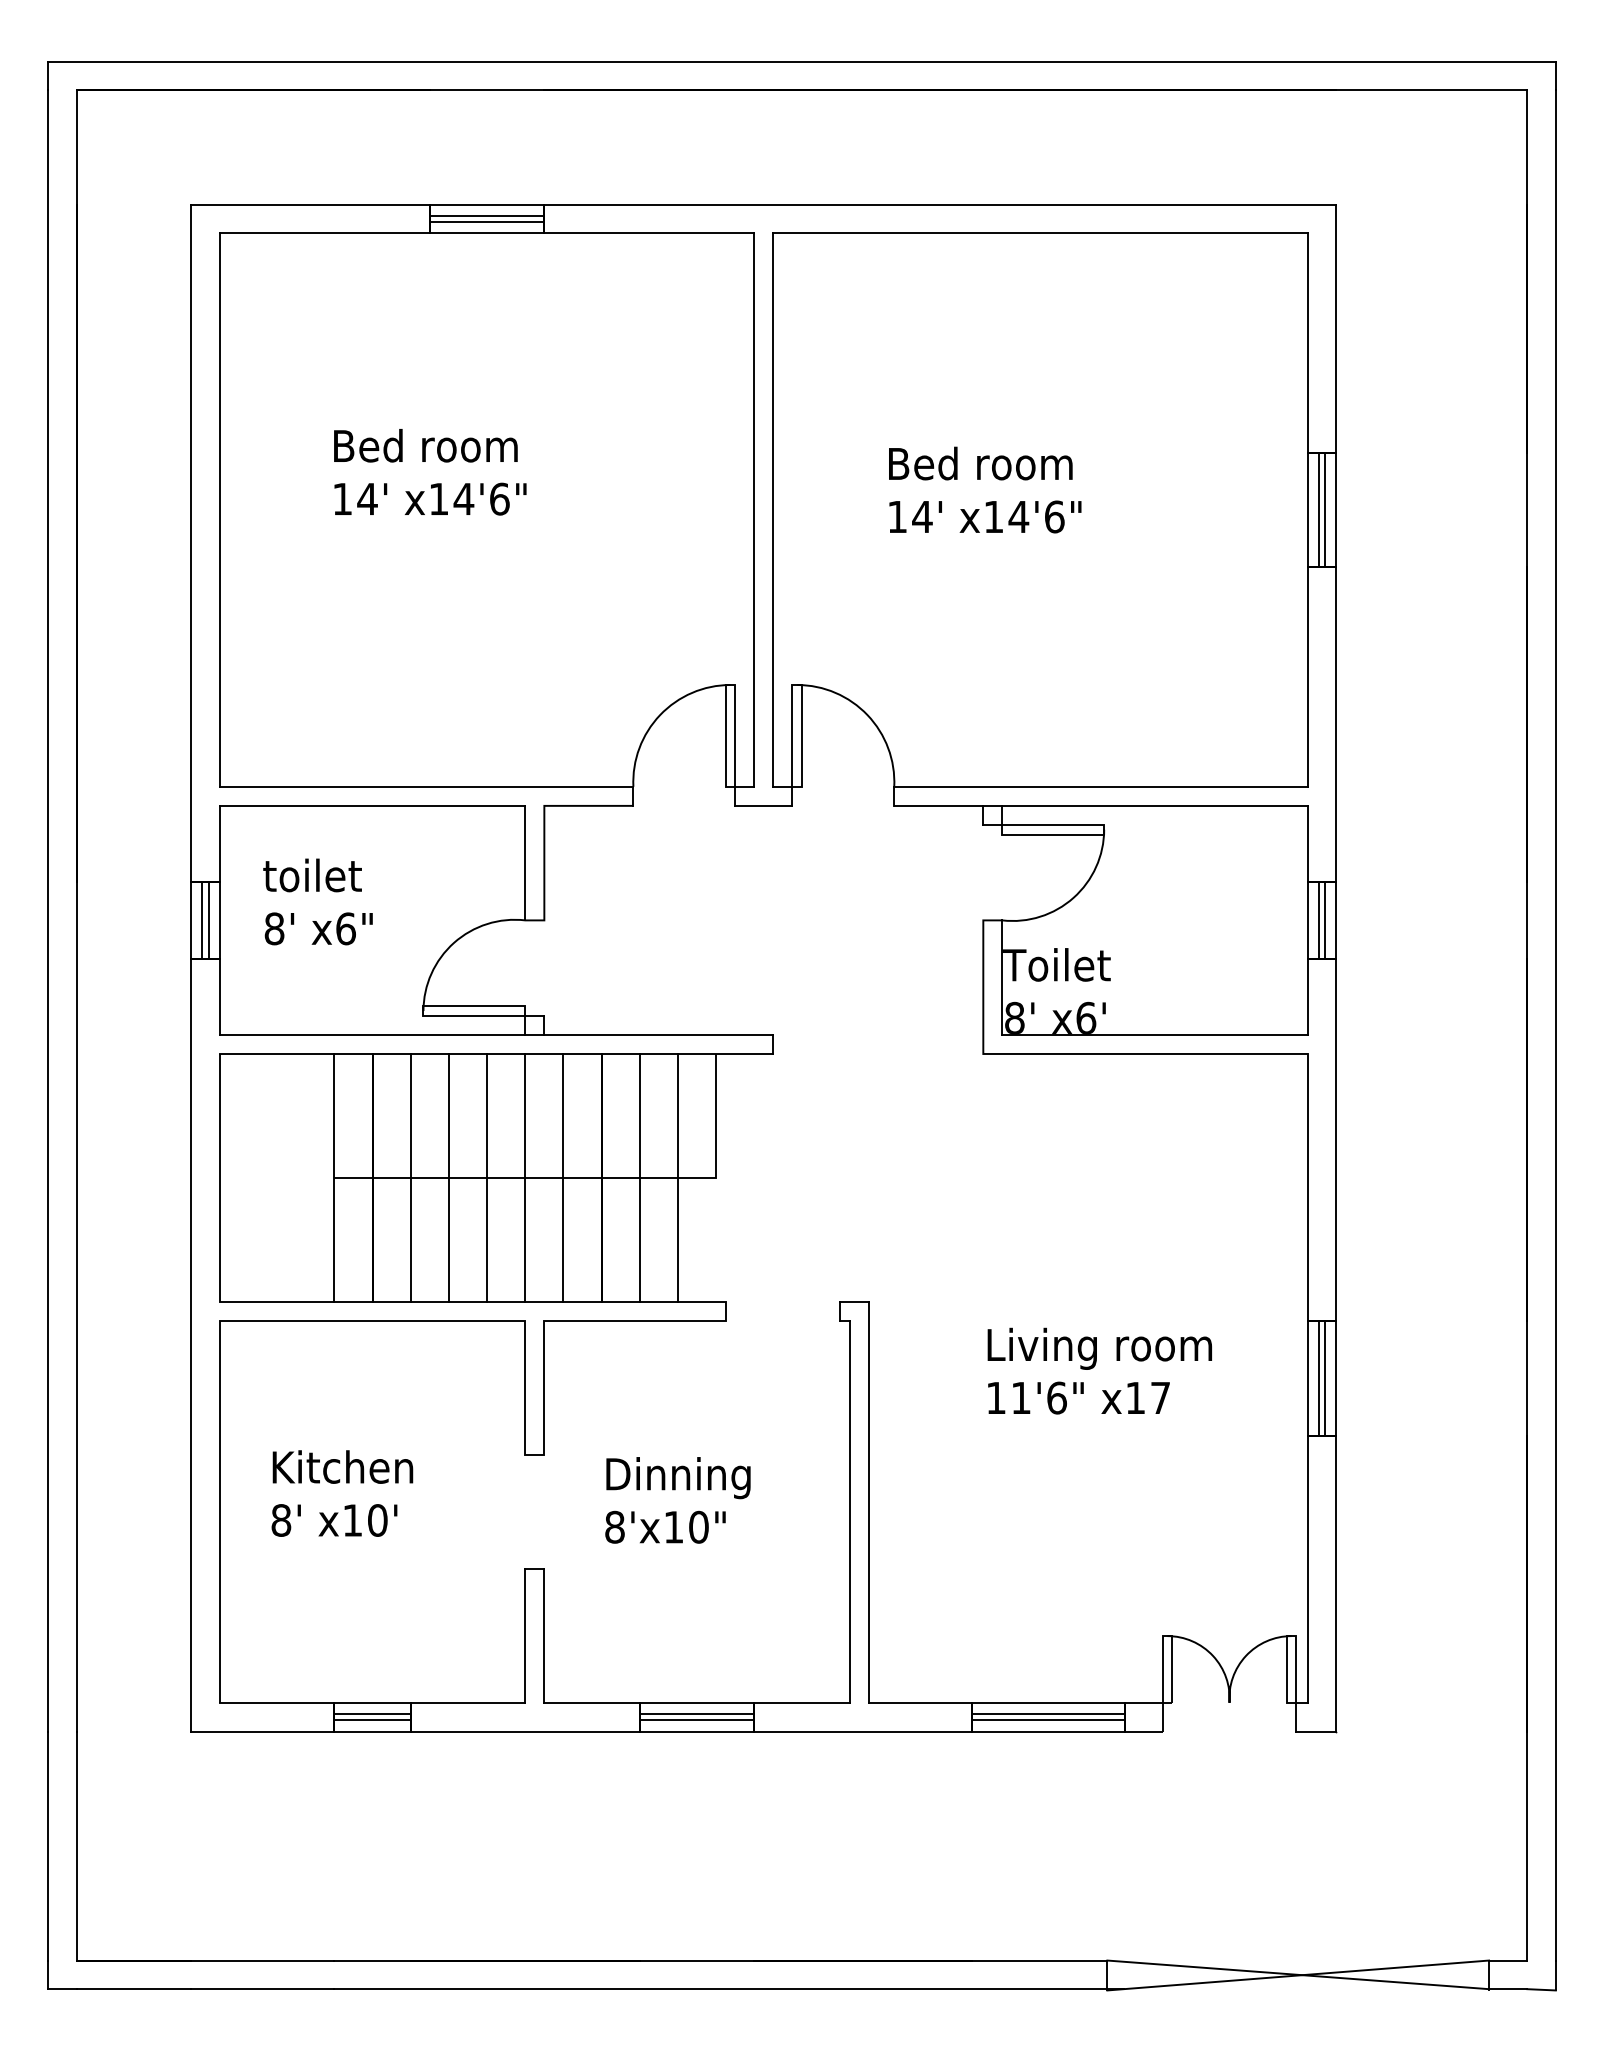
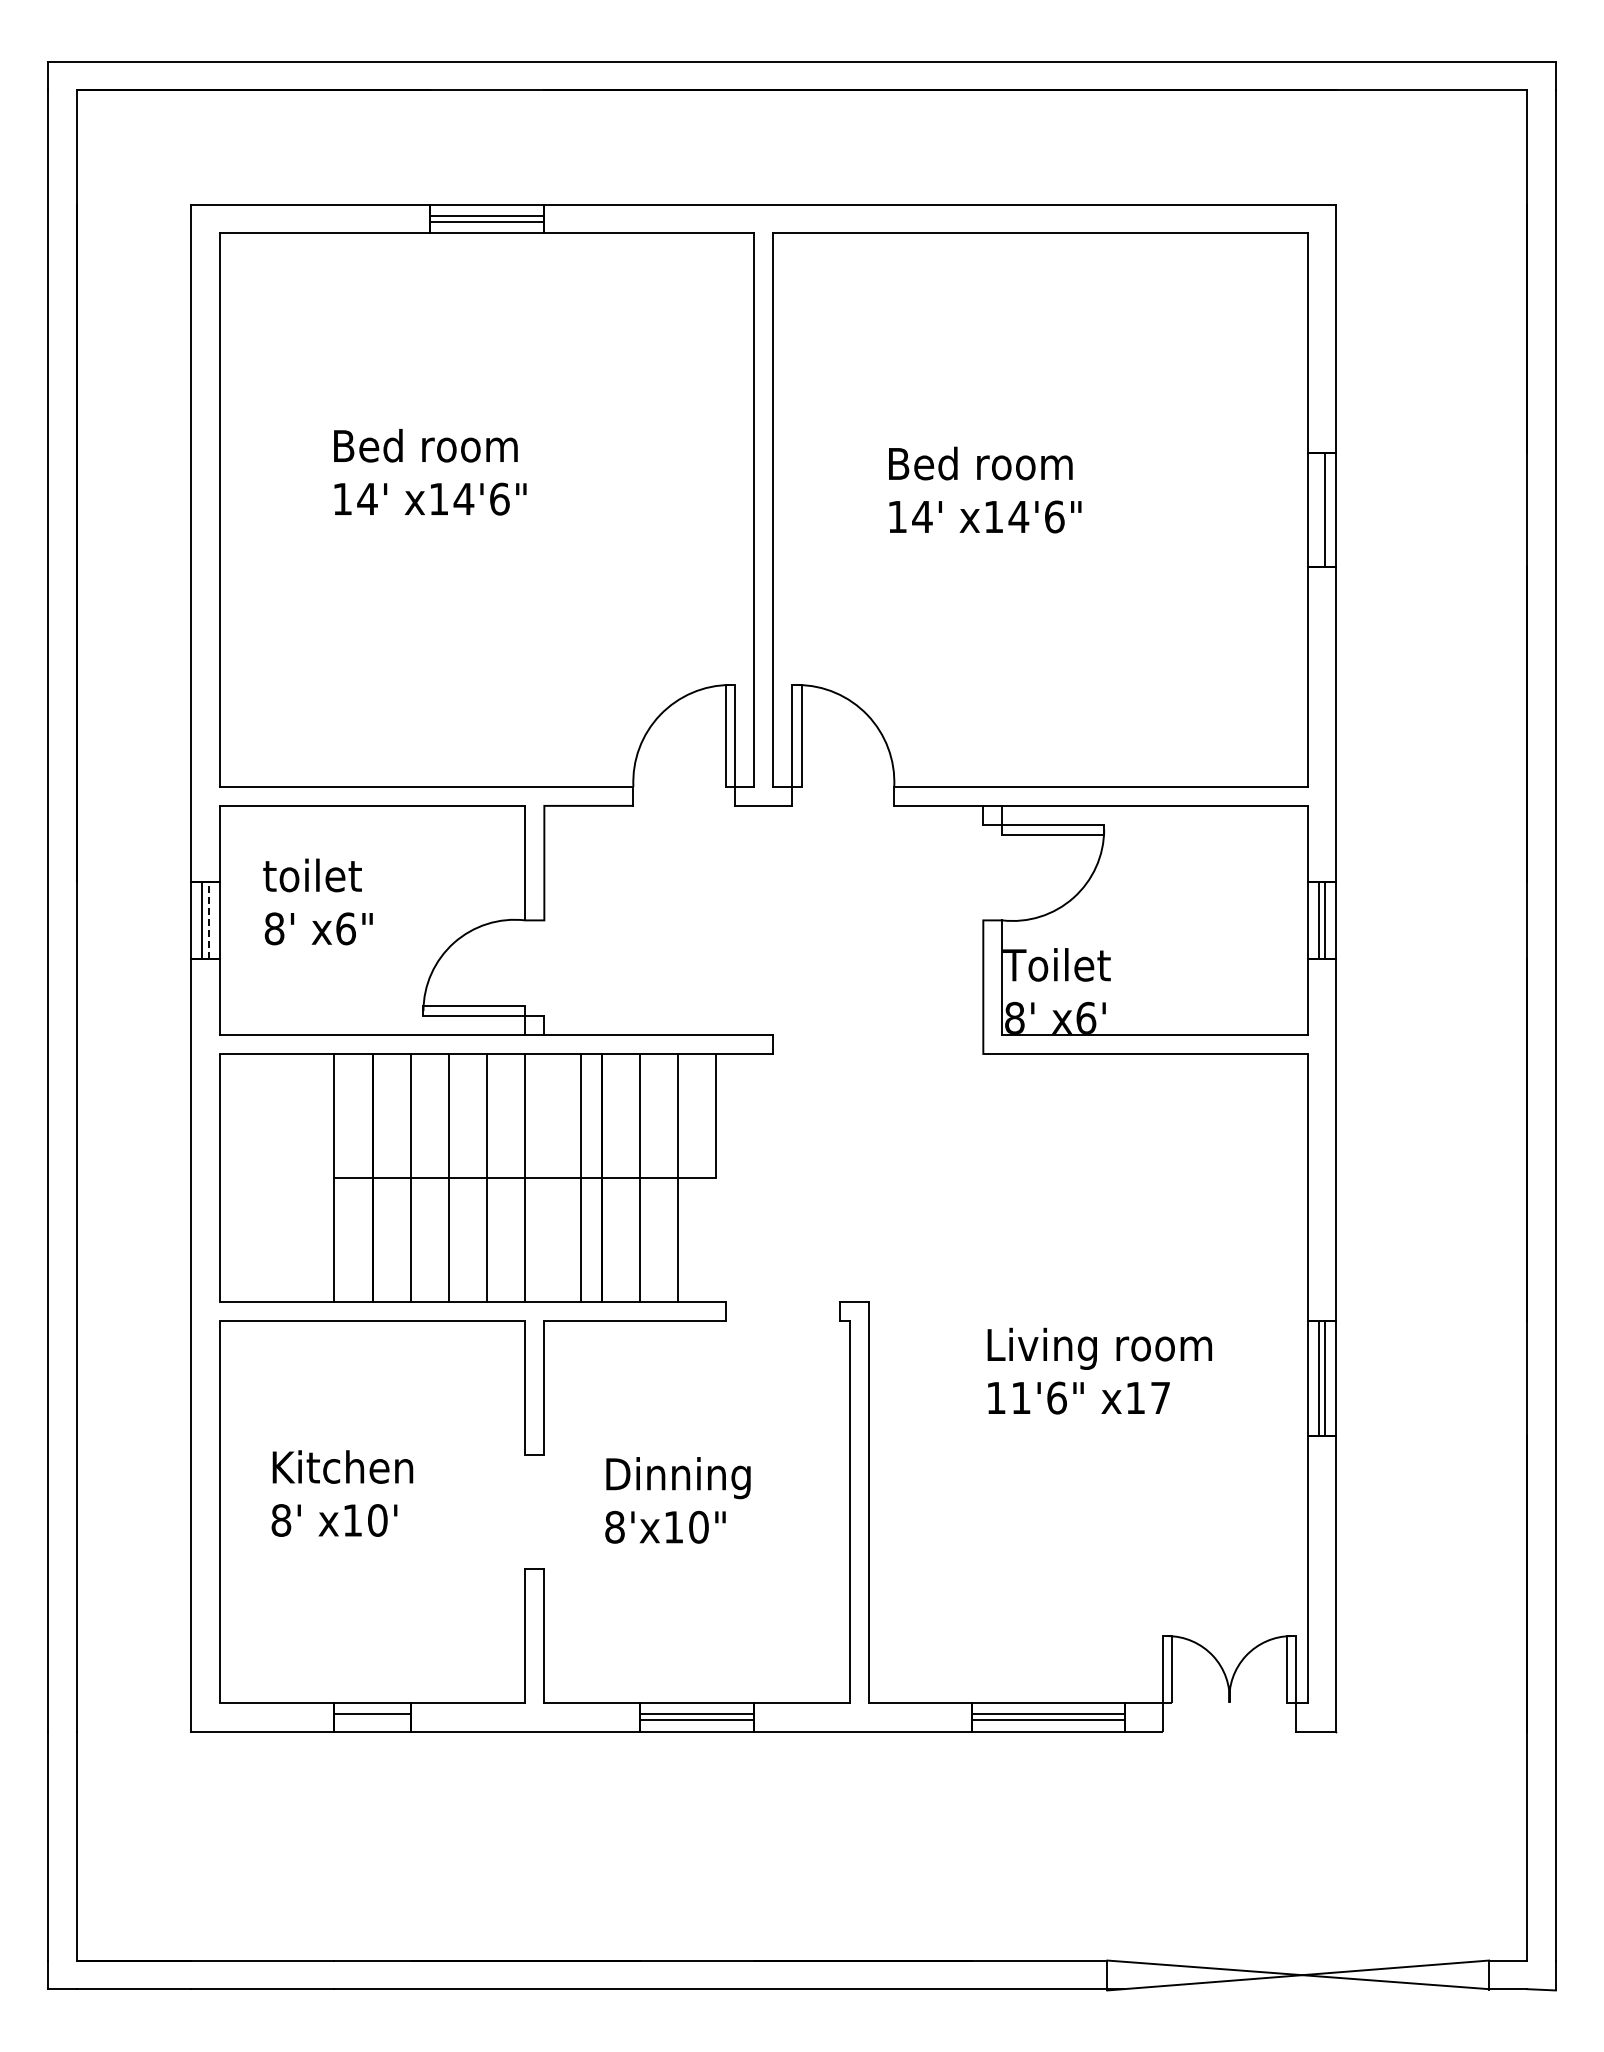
line: present -> none (1318, 509)
line: solid -> dashed (208, 919)
line position: (563, 1177) -> (581, 1177) (581, 1177)
line: present -> none (372, 1720)
